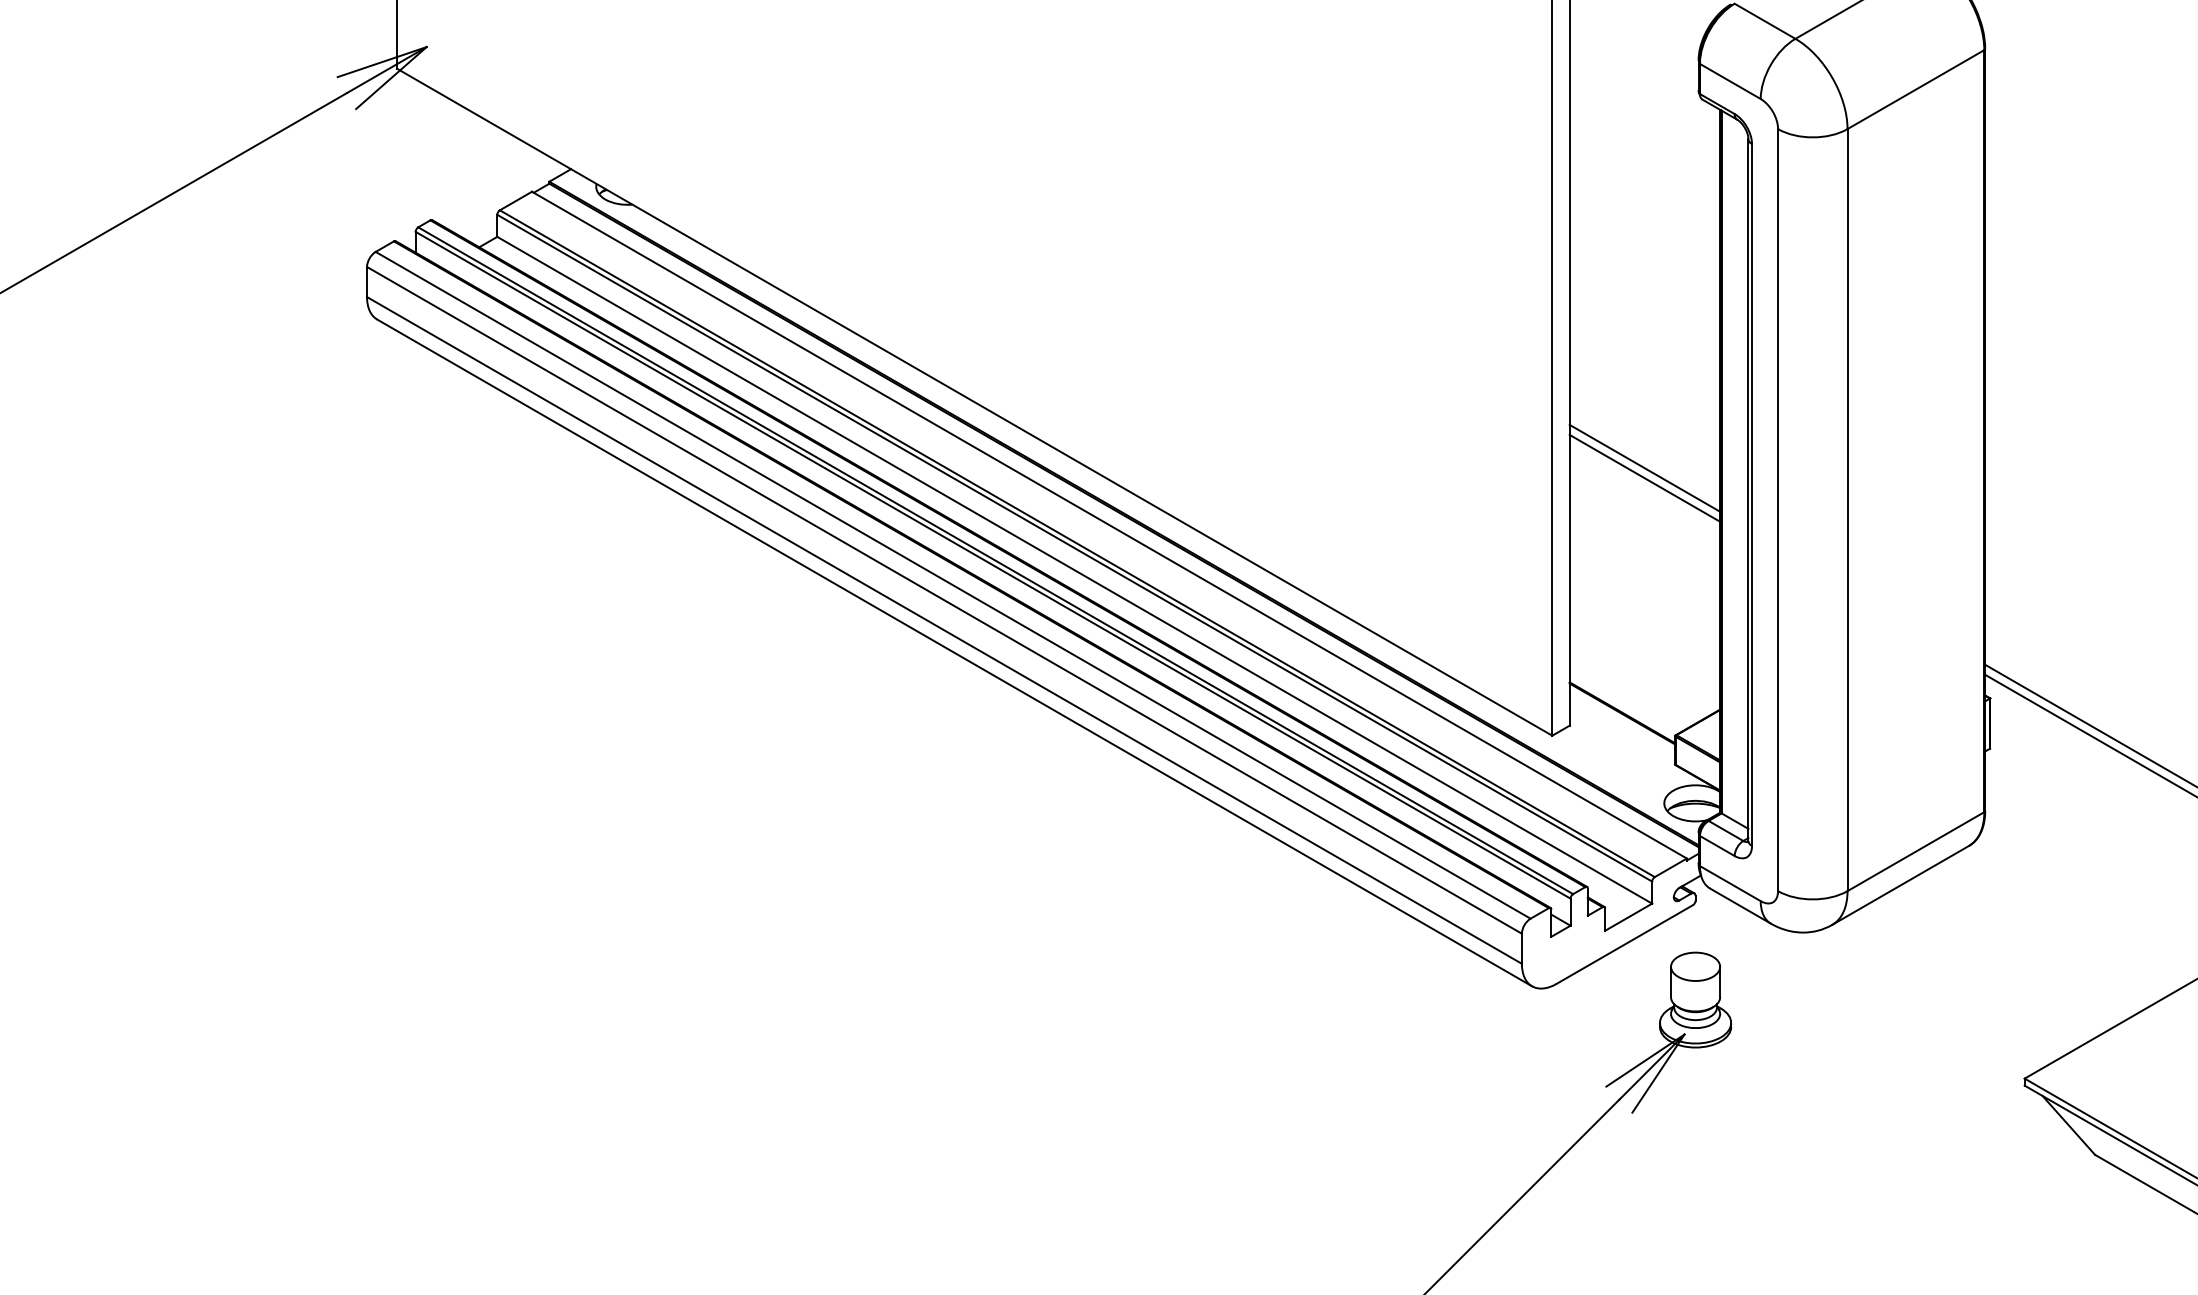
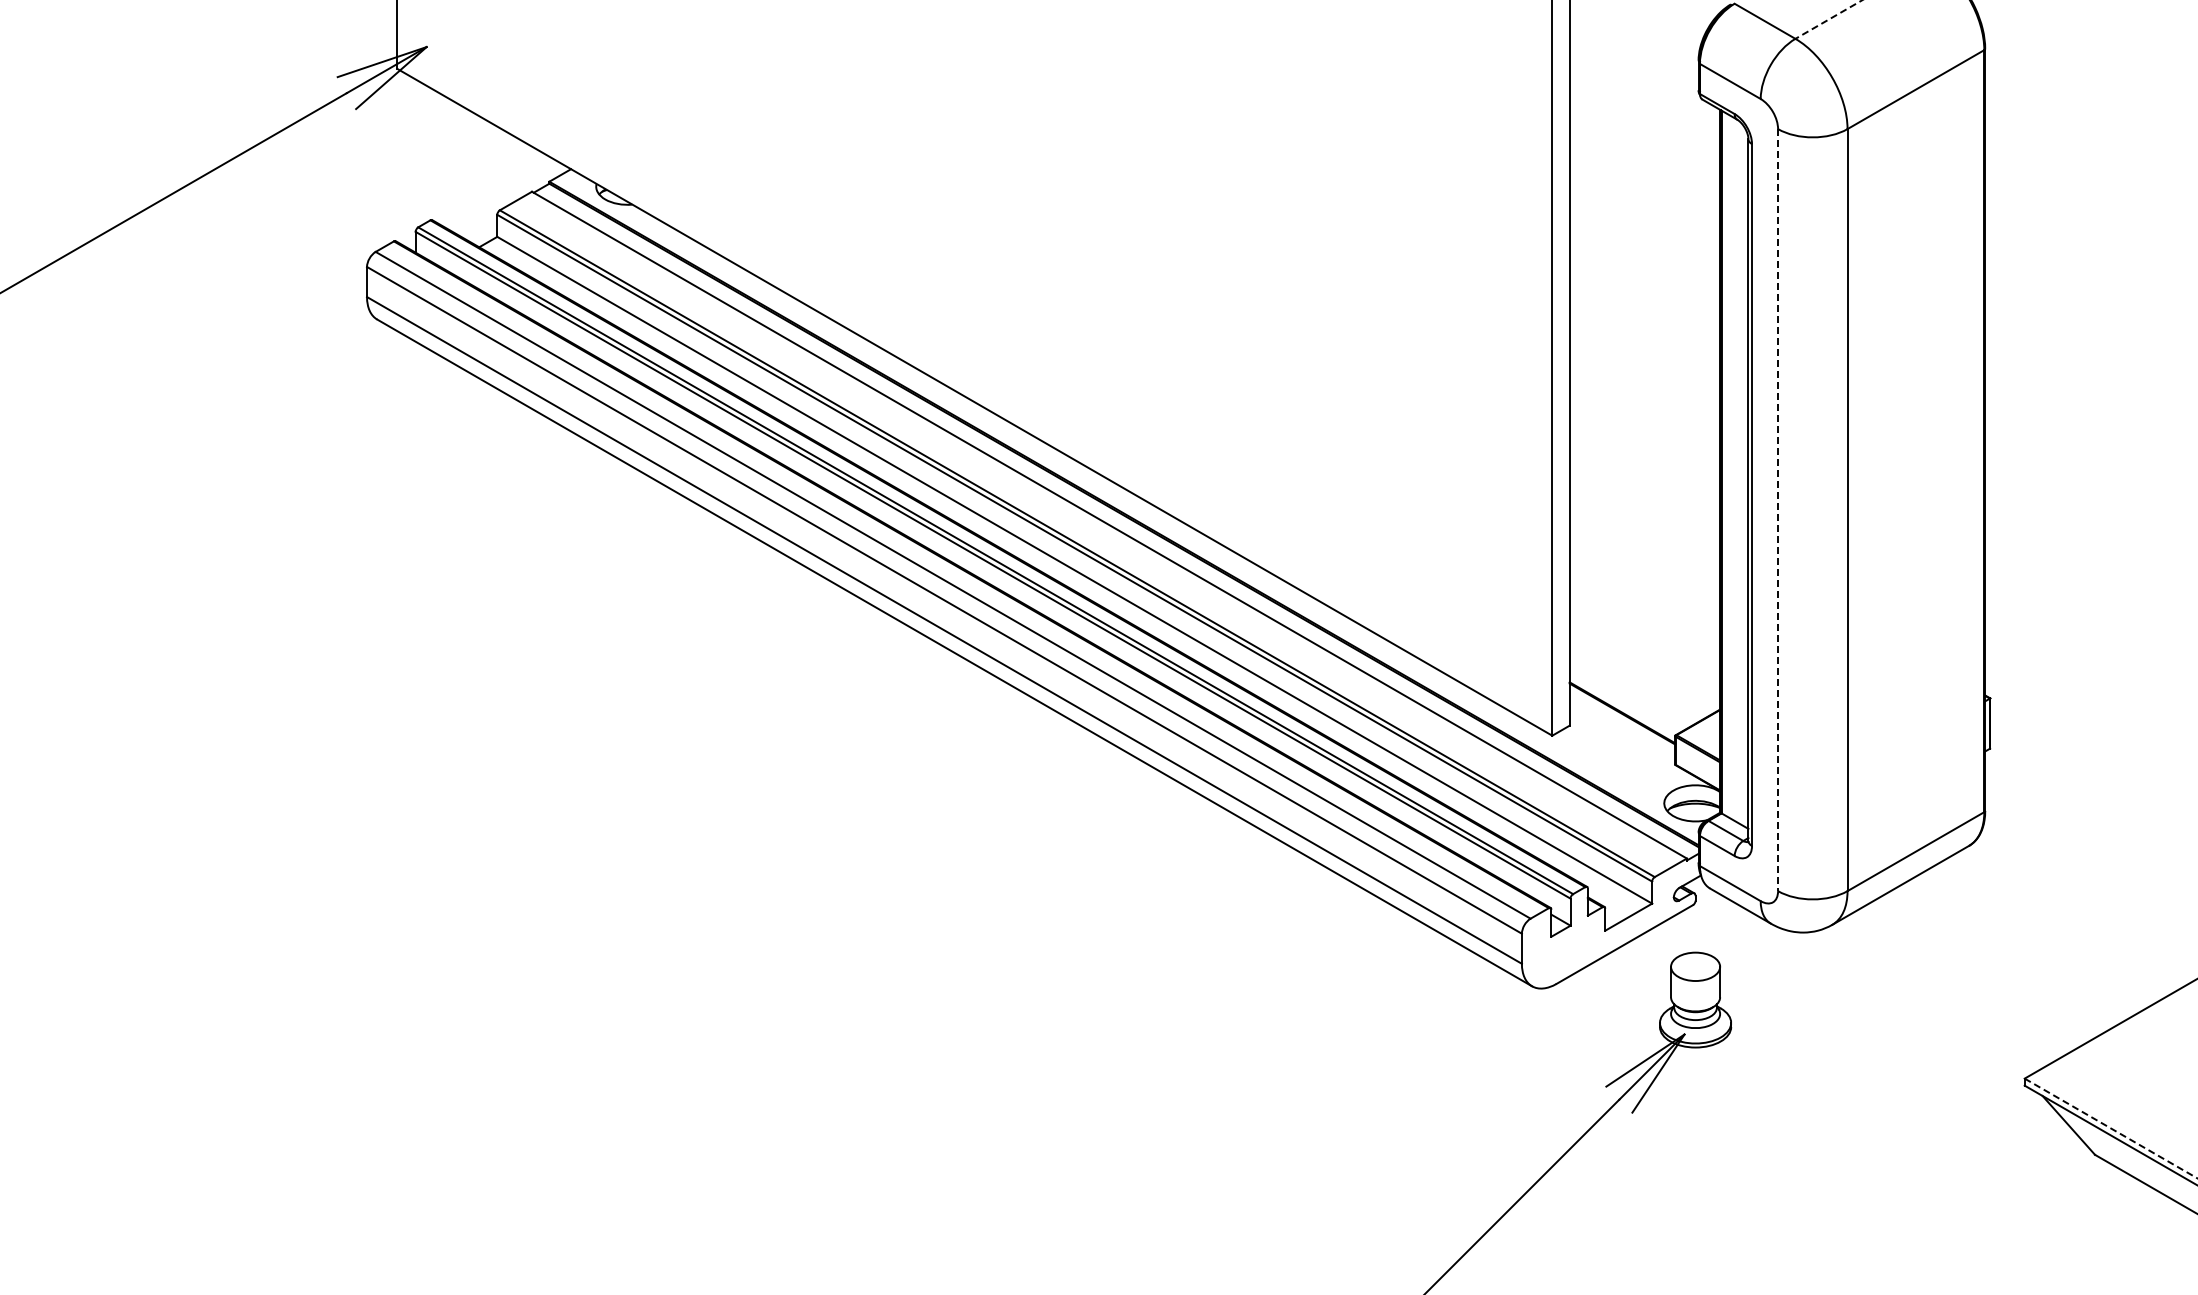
line: solid -> dashed (1828, 19)
line: present -> none (1644, 467)
line: present -> none (1644, 477)
line: solid -> dashed (1778, 510)
line: present -> none (2089, 724)
line: present -> none (2089, 734)
line: solid -> dashed (2111, 1128)
